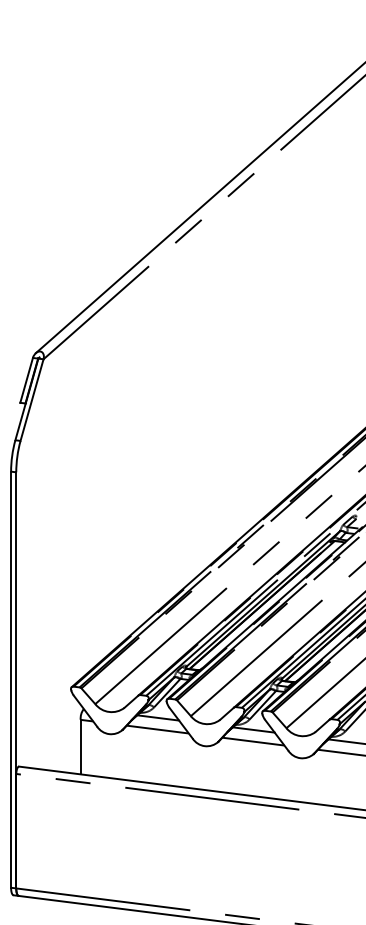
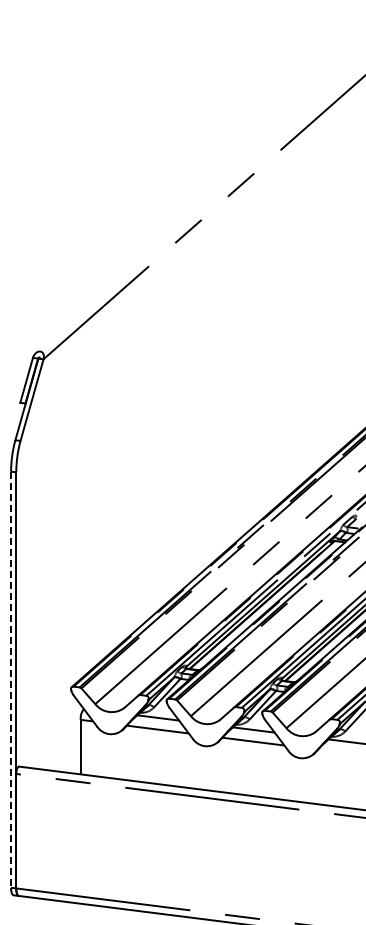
line: present -> none (198, 208)
line: solid -> dashed (11, 680)
line: present -> none (339, 752)
